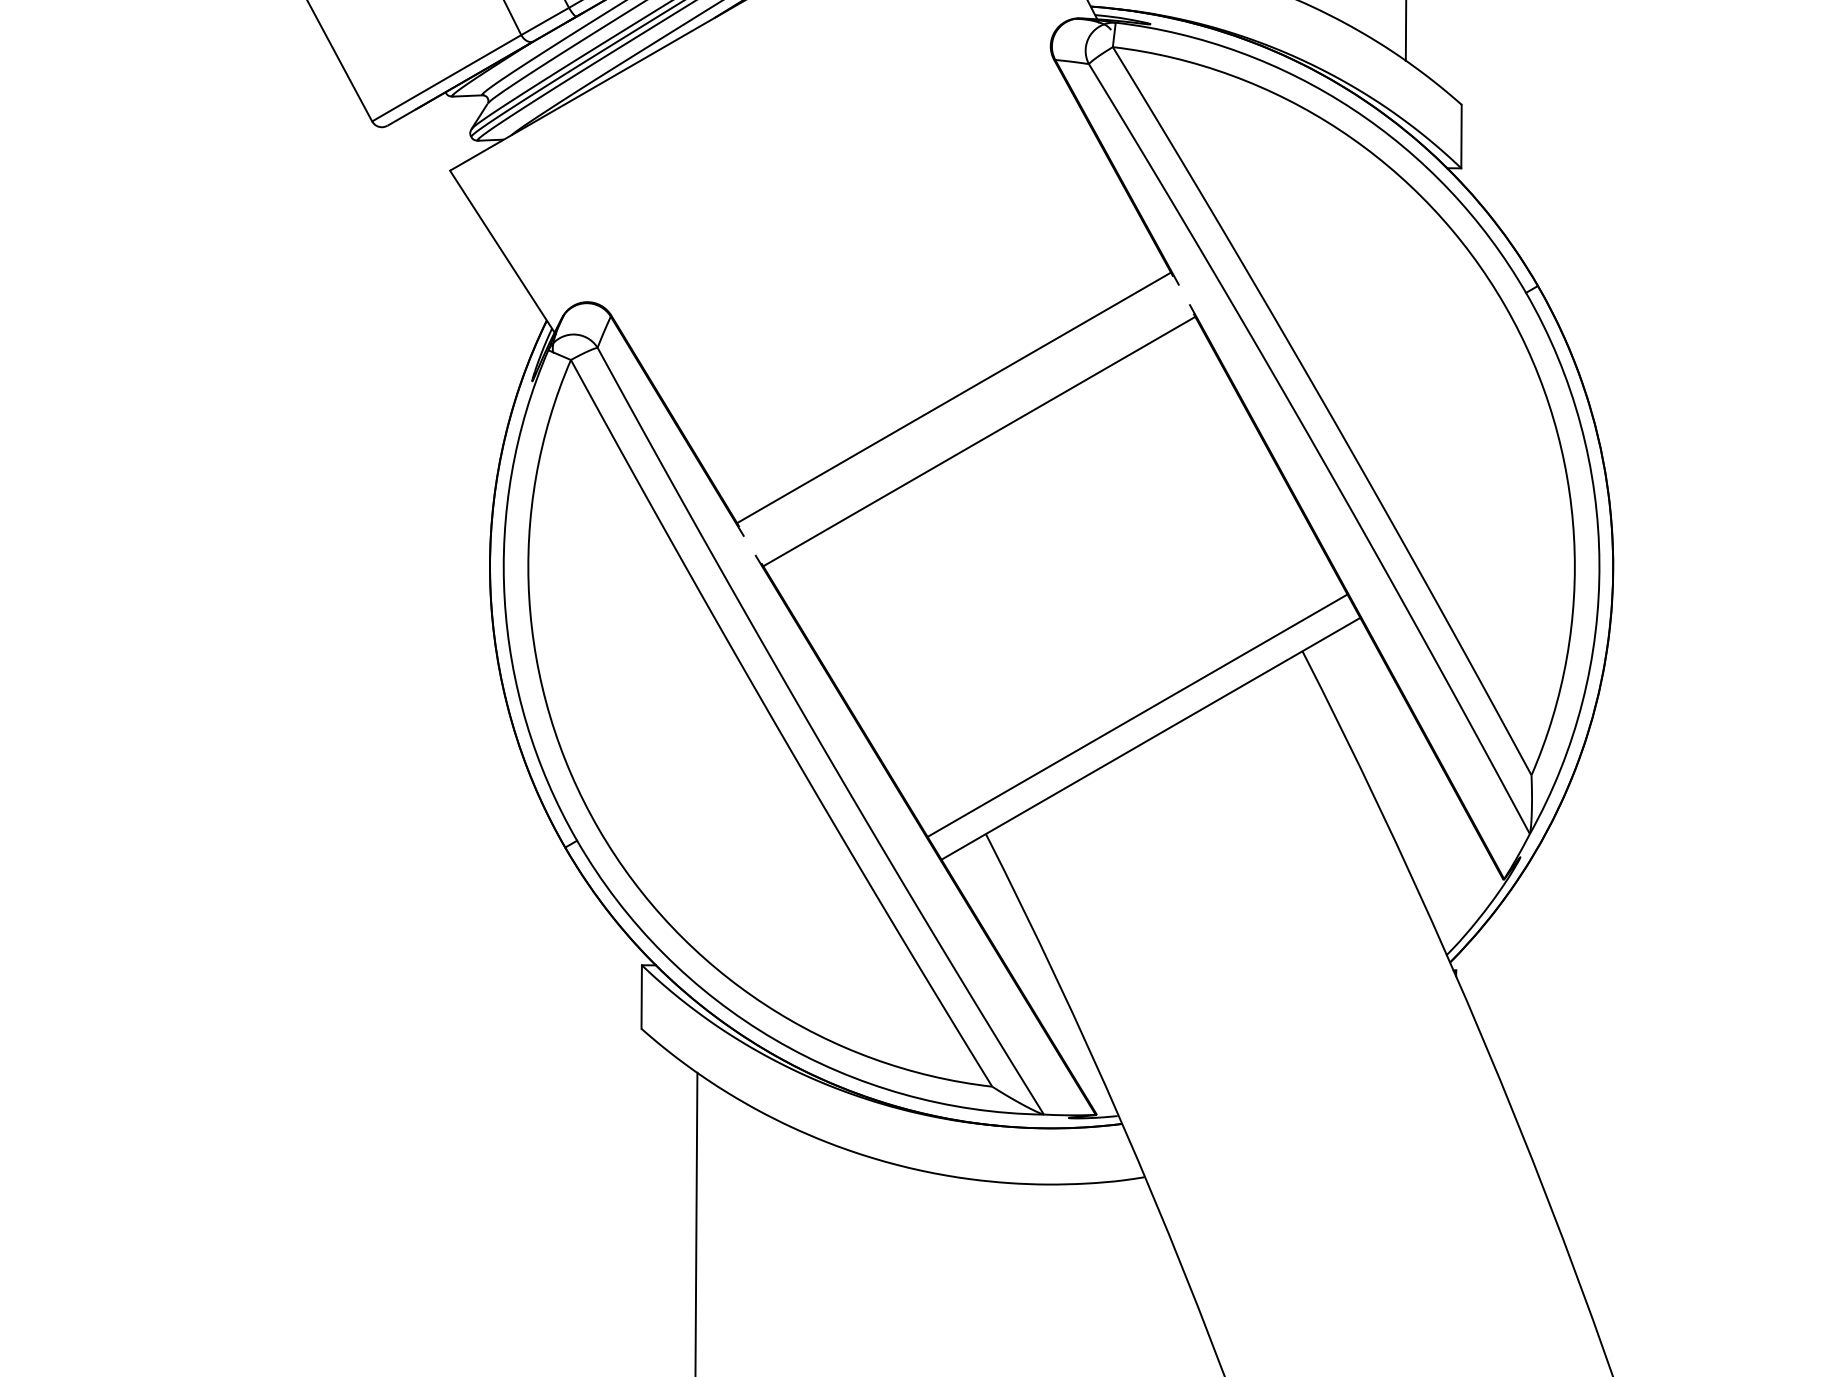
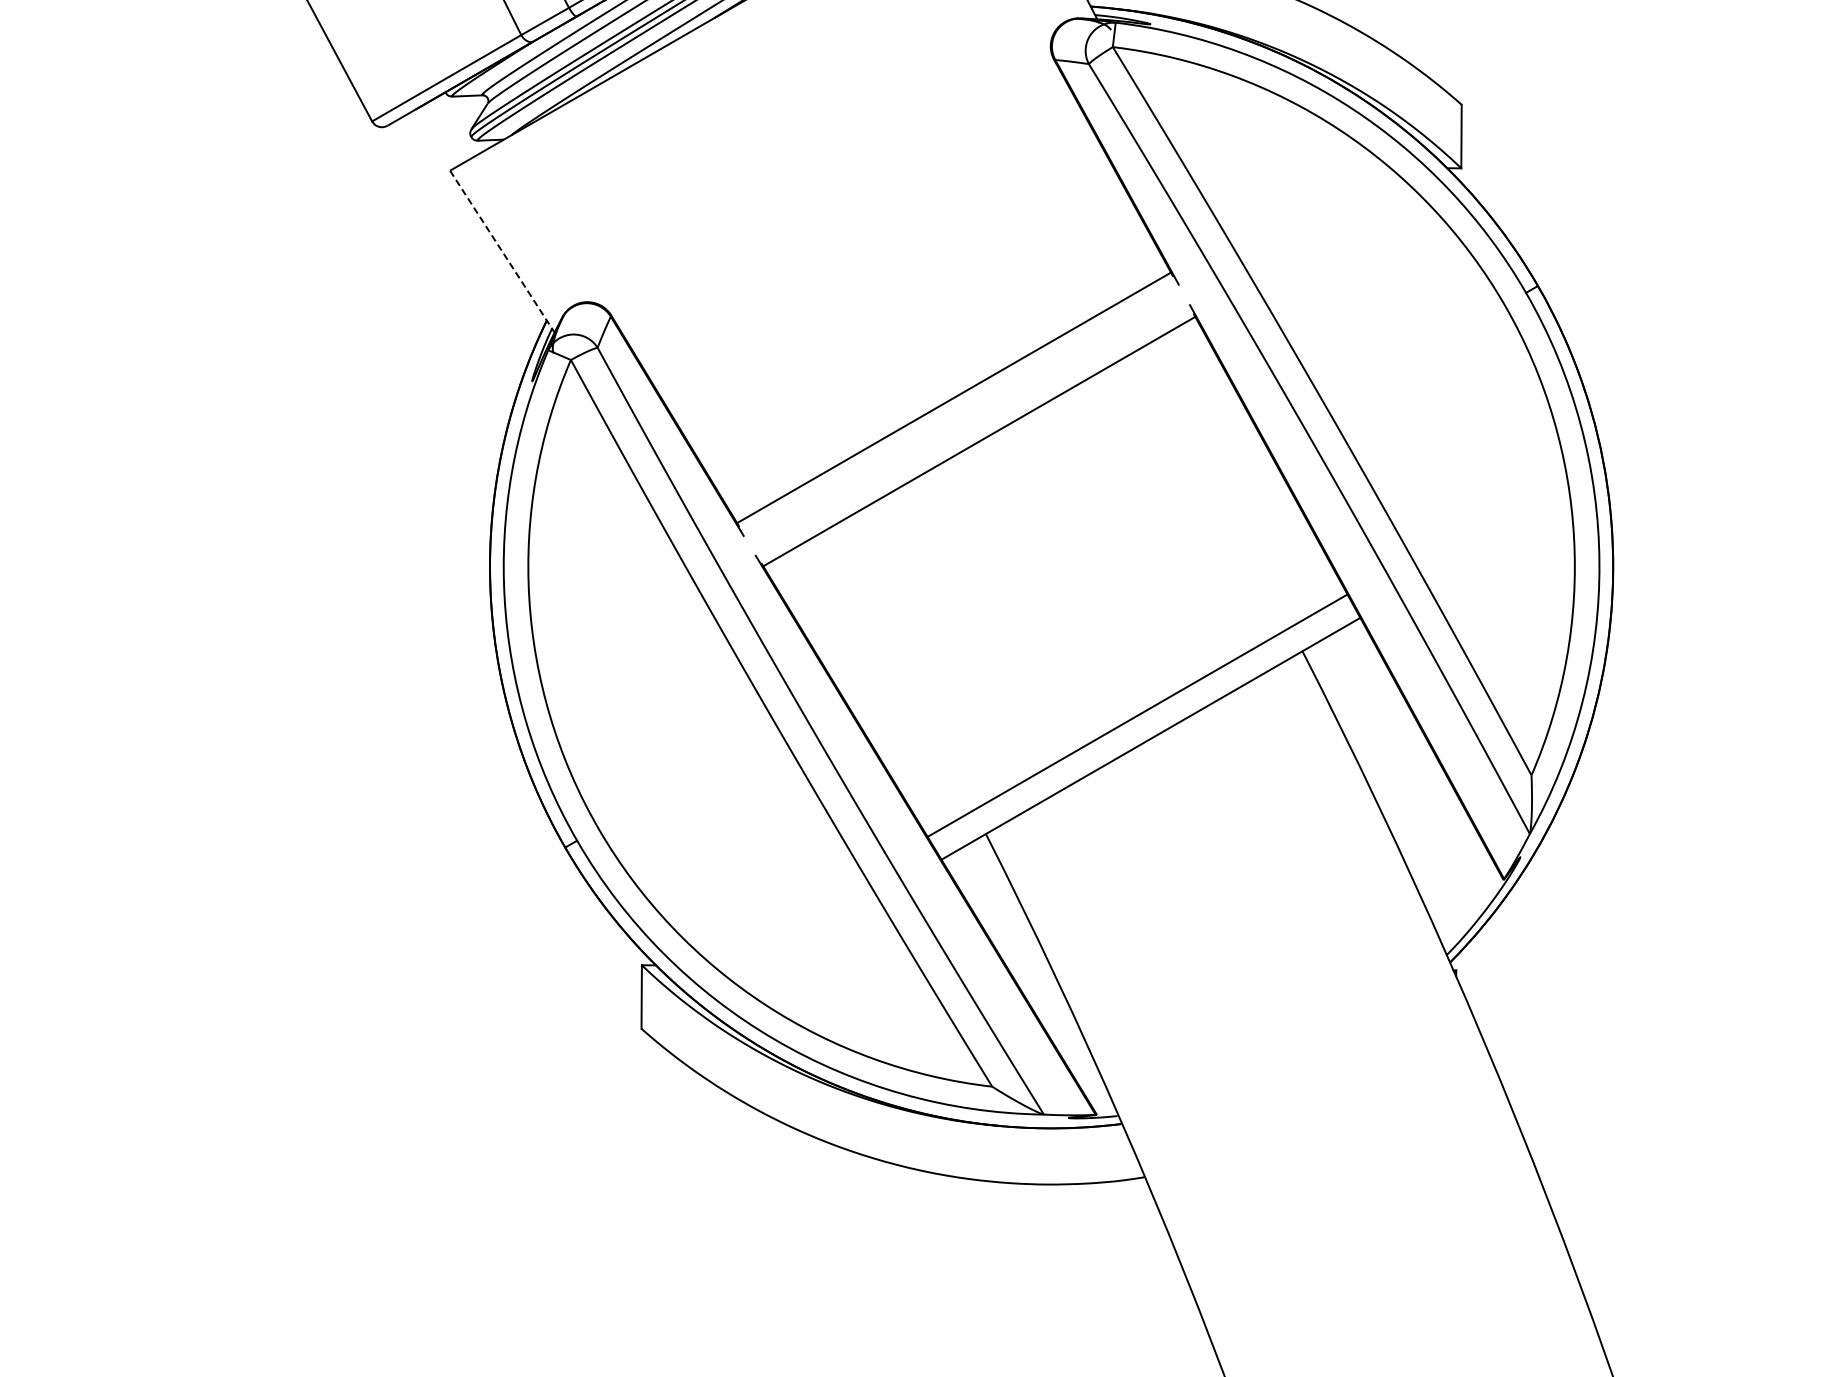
line: present -> none (1405, 31)
line: solid -> dashed (503, 253)
line: present -> none (696, 1222)
